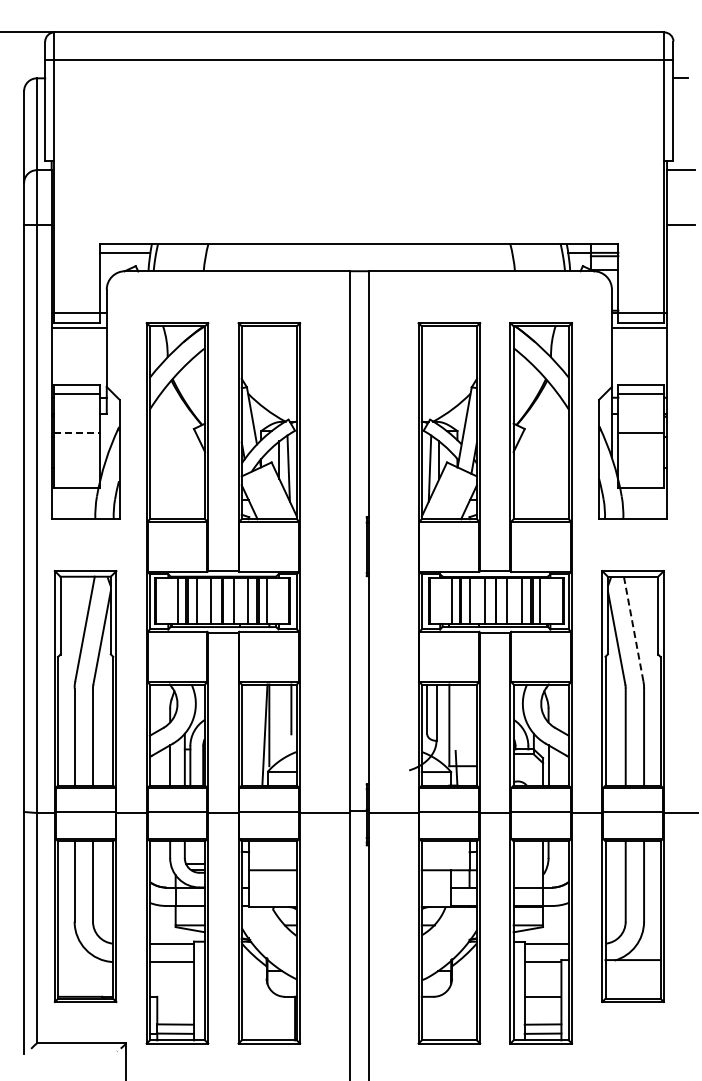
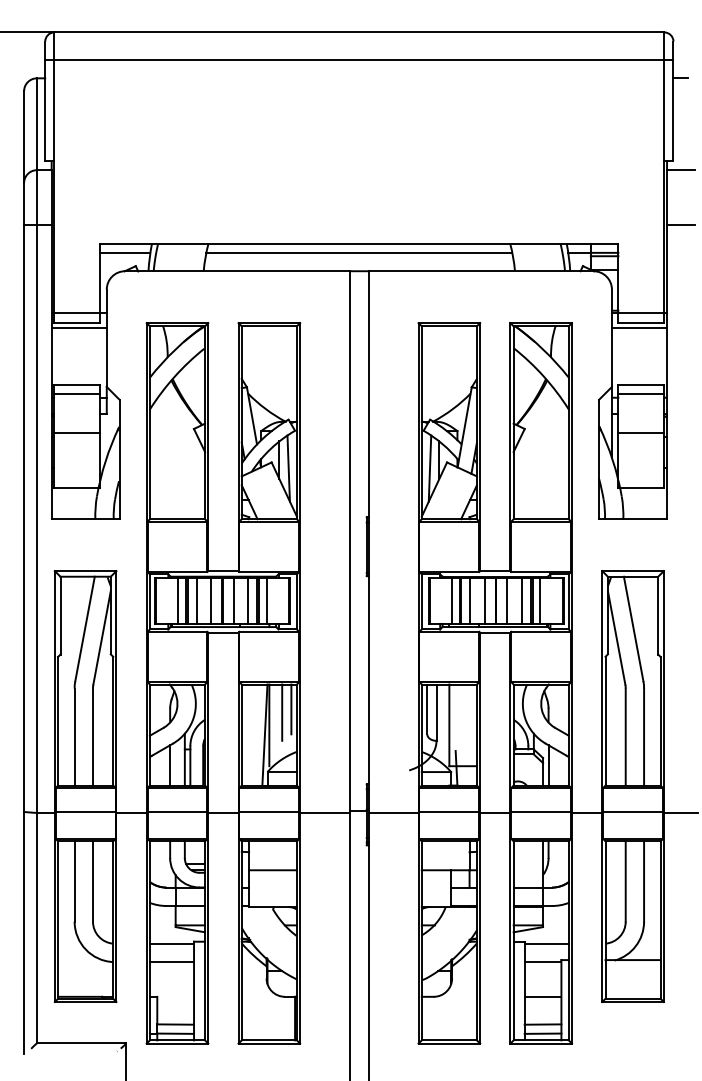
line: none -> present (359, 252)
line: dashed -> solid (77, 432)
line: dashed -> solid (633, 628)
line: none -> present (282, 712)
